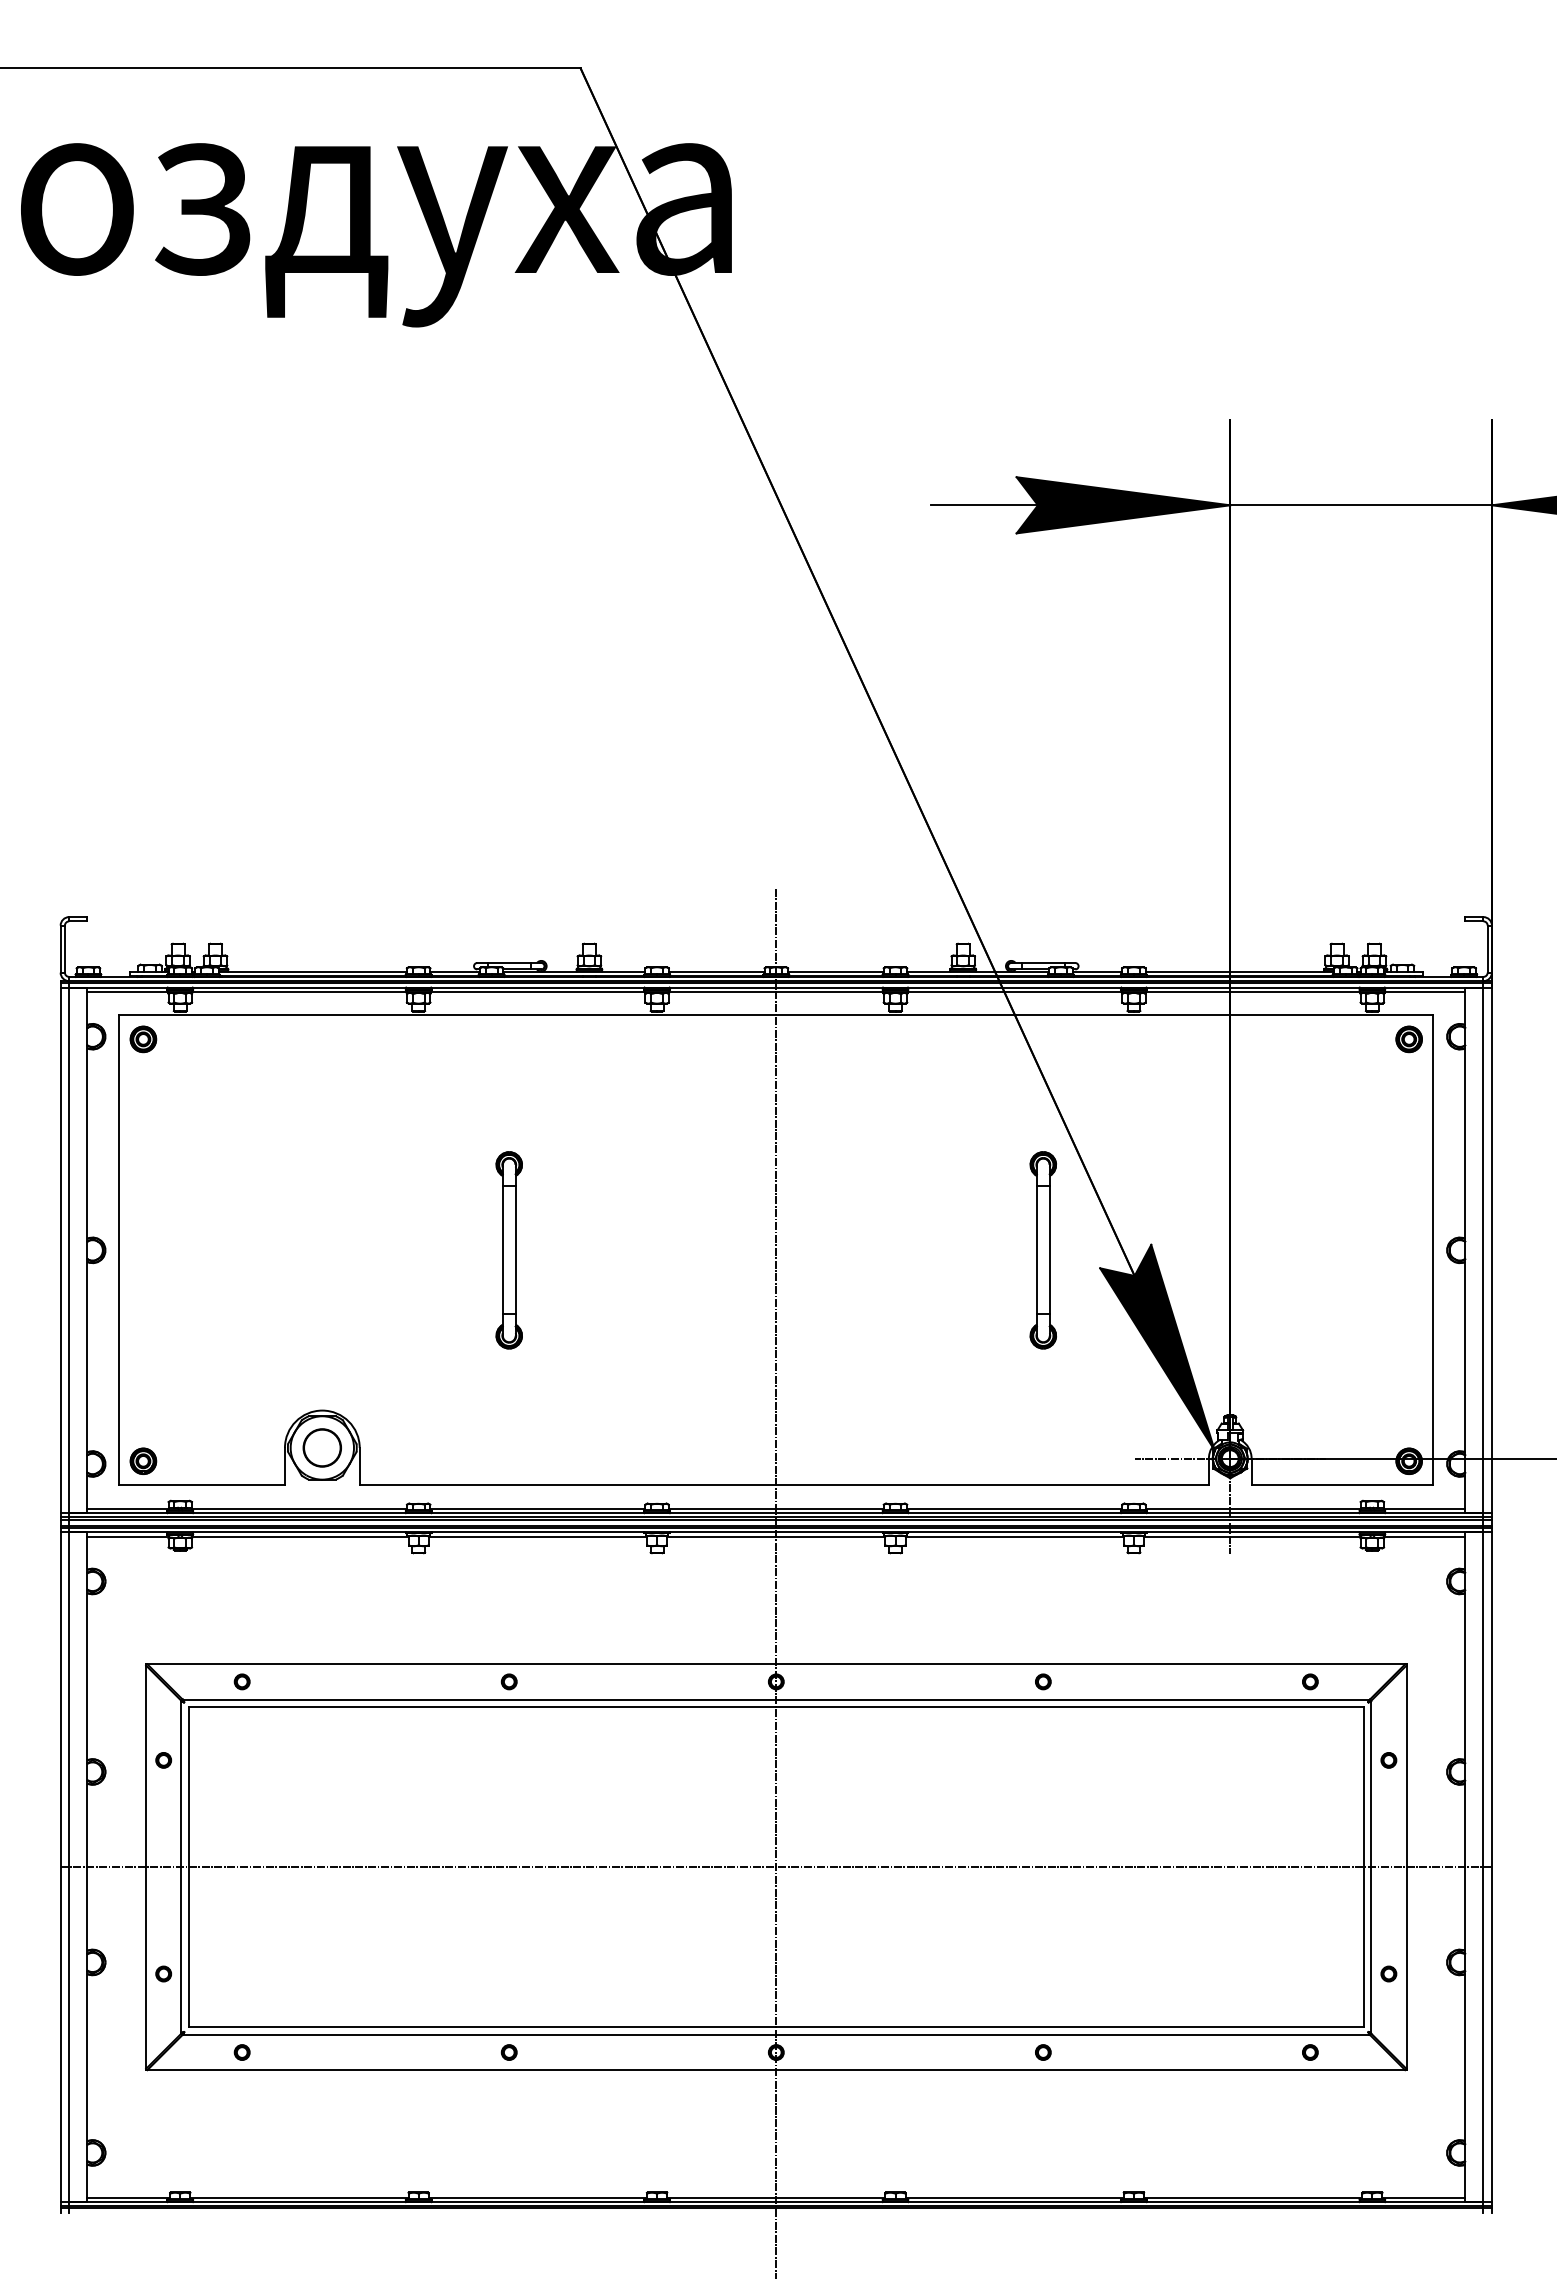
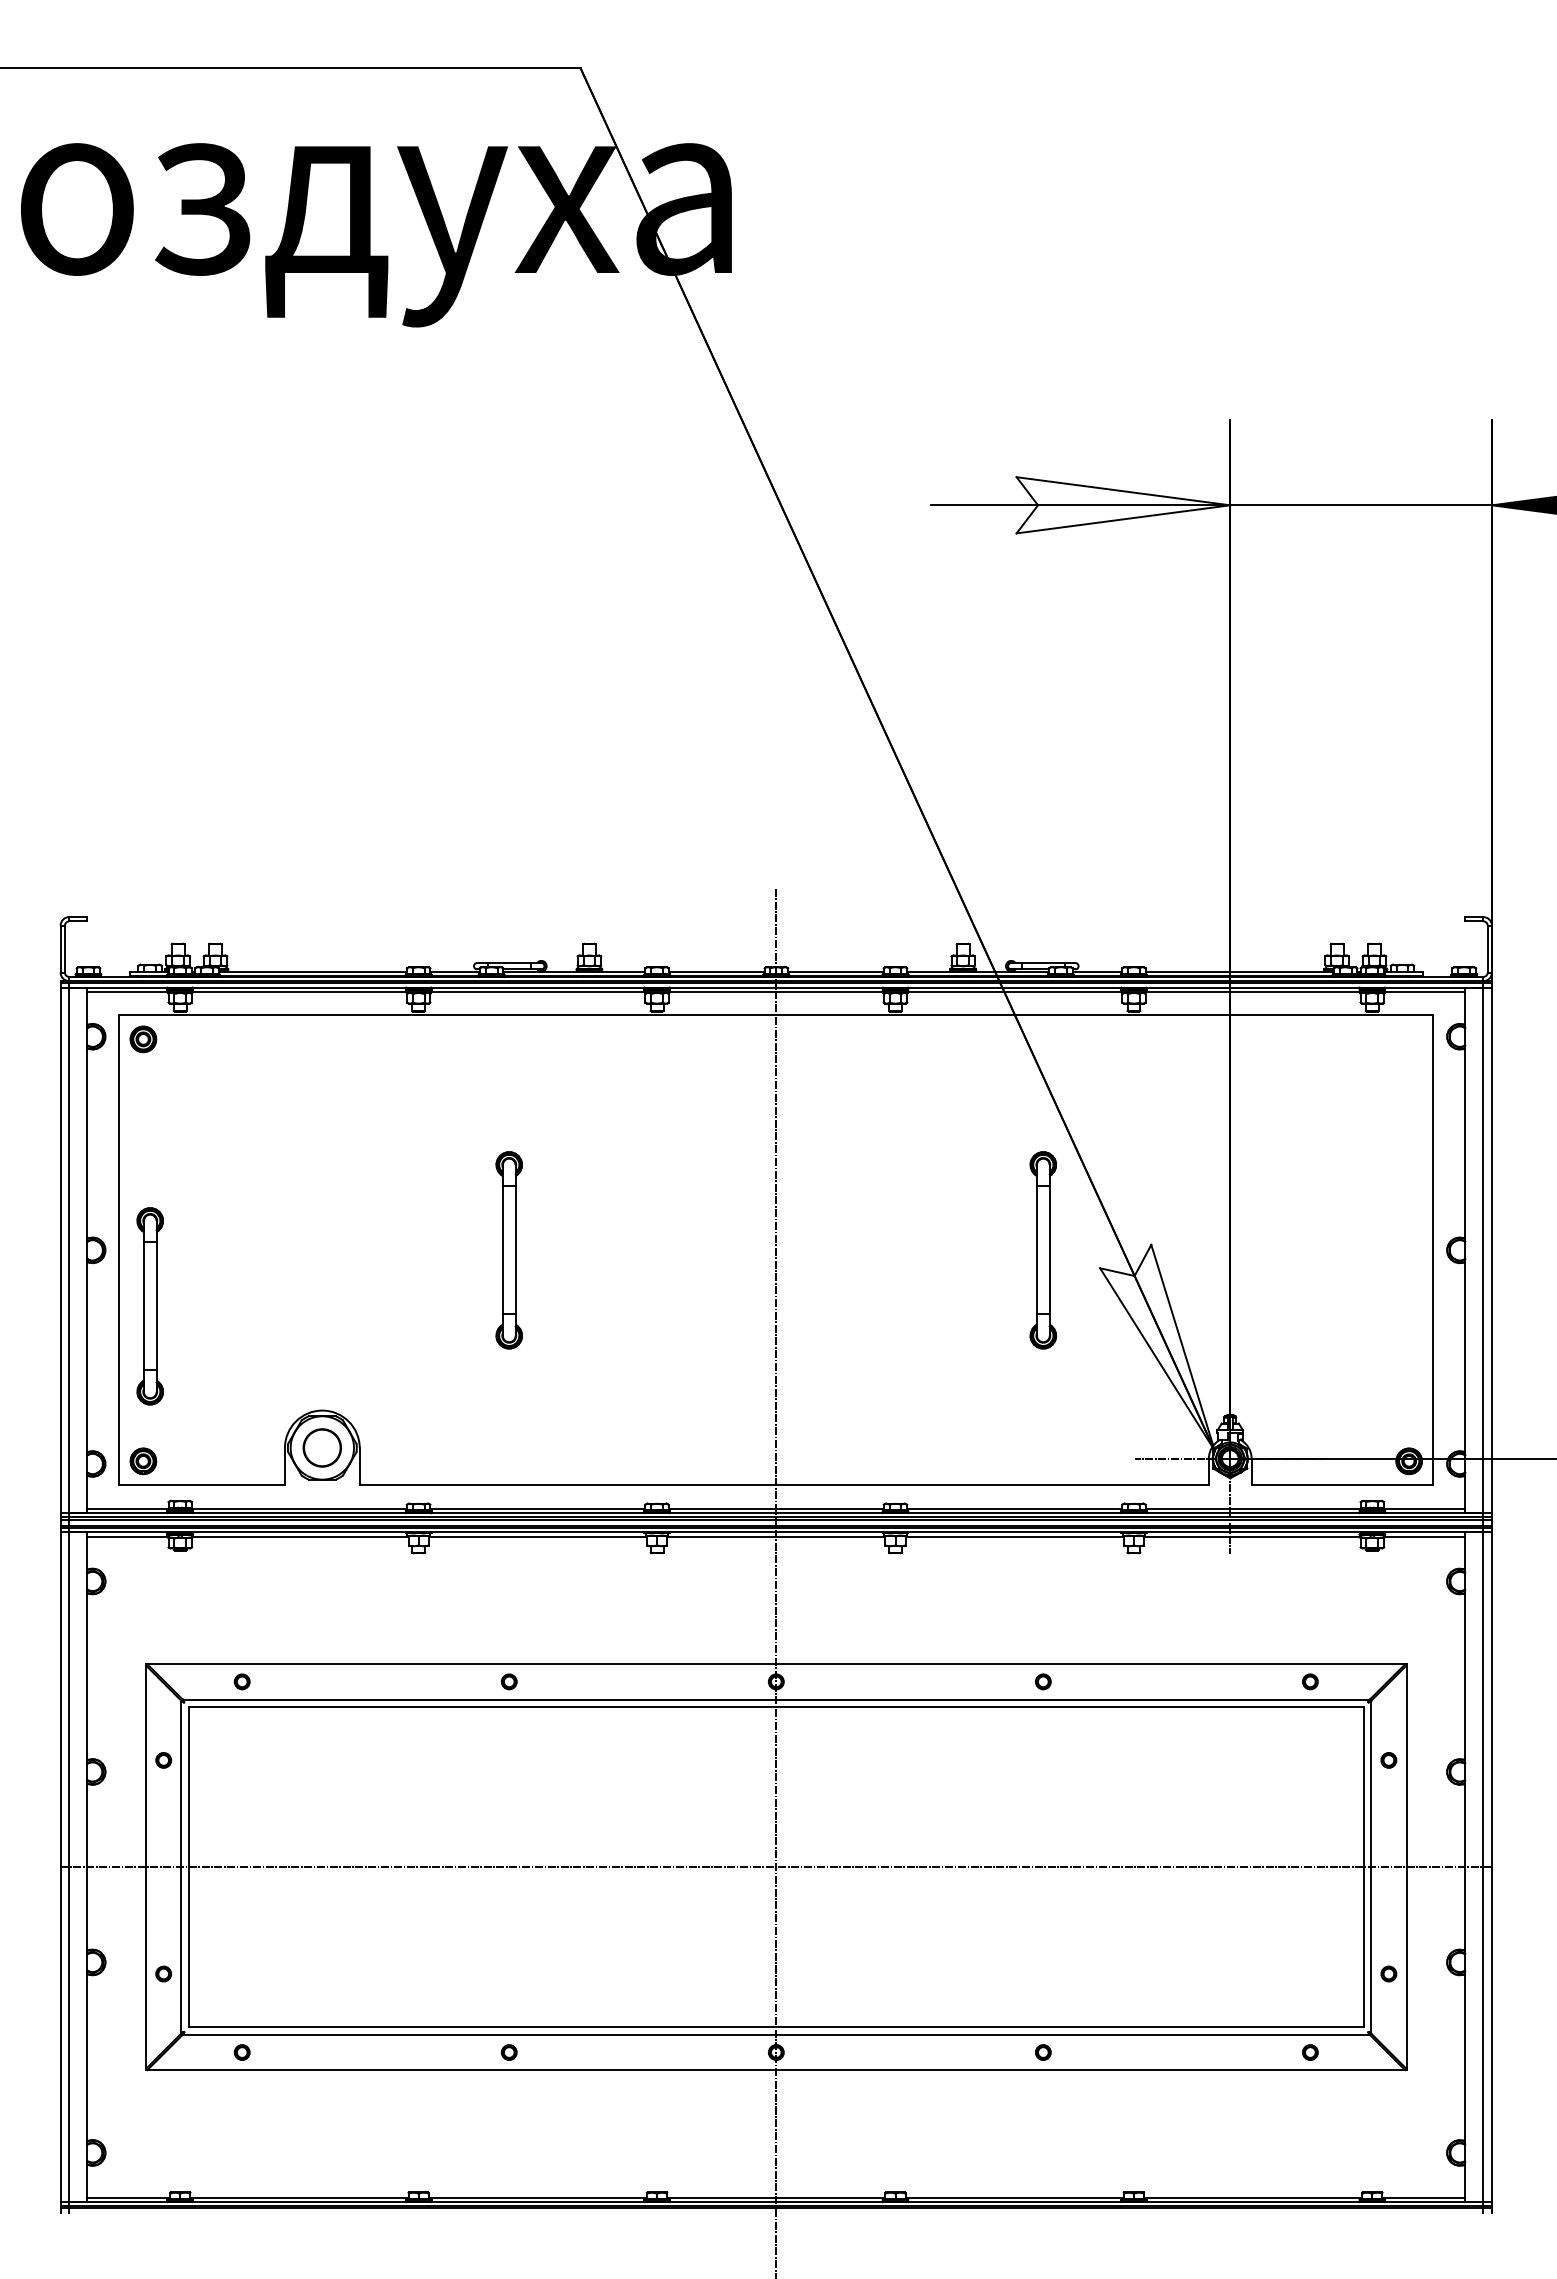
fill: present -> none (1123, 505)
part: present -> none (1408, 1039)
part: none -> present (149, 1306)
fill: present -> none (1157, 1347)
